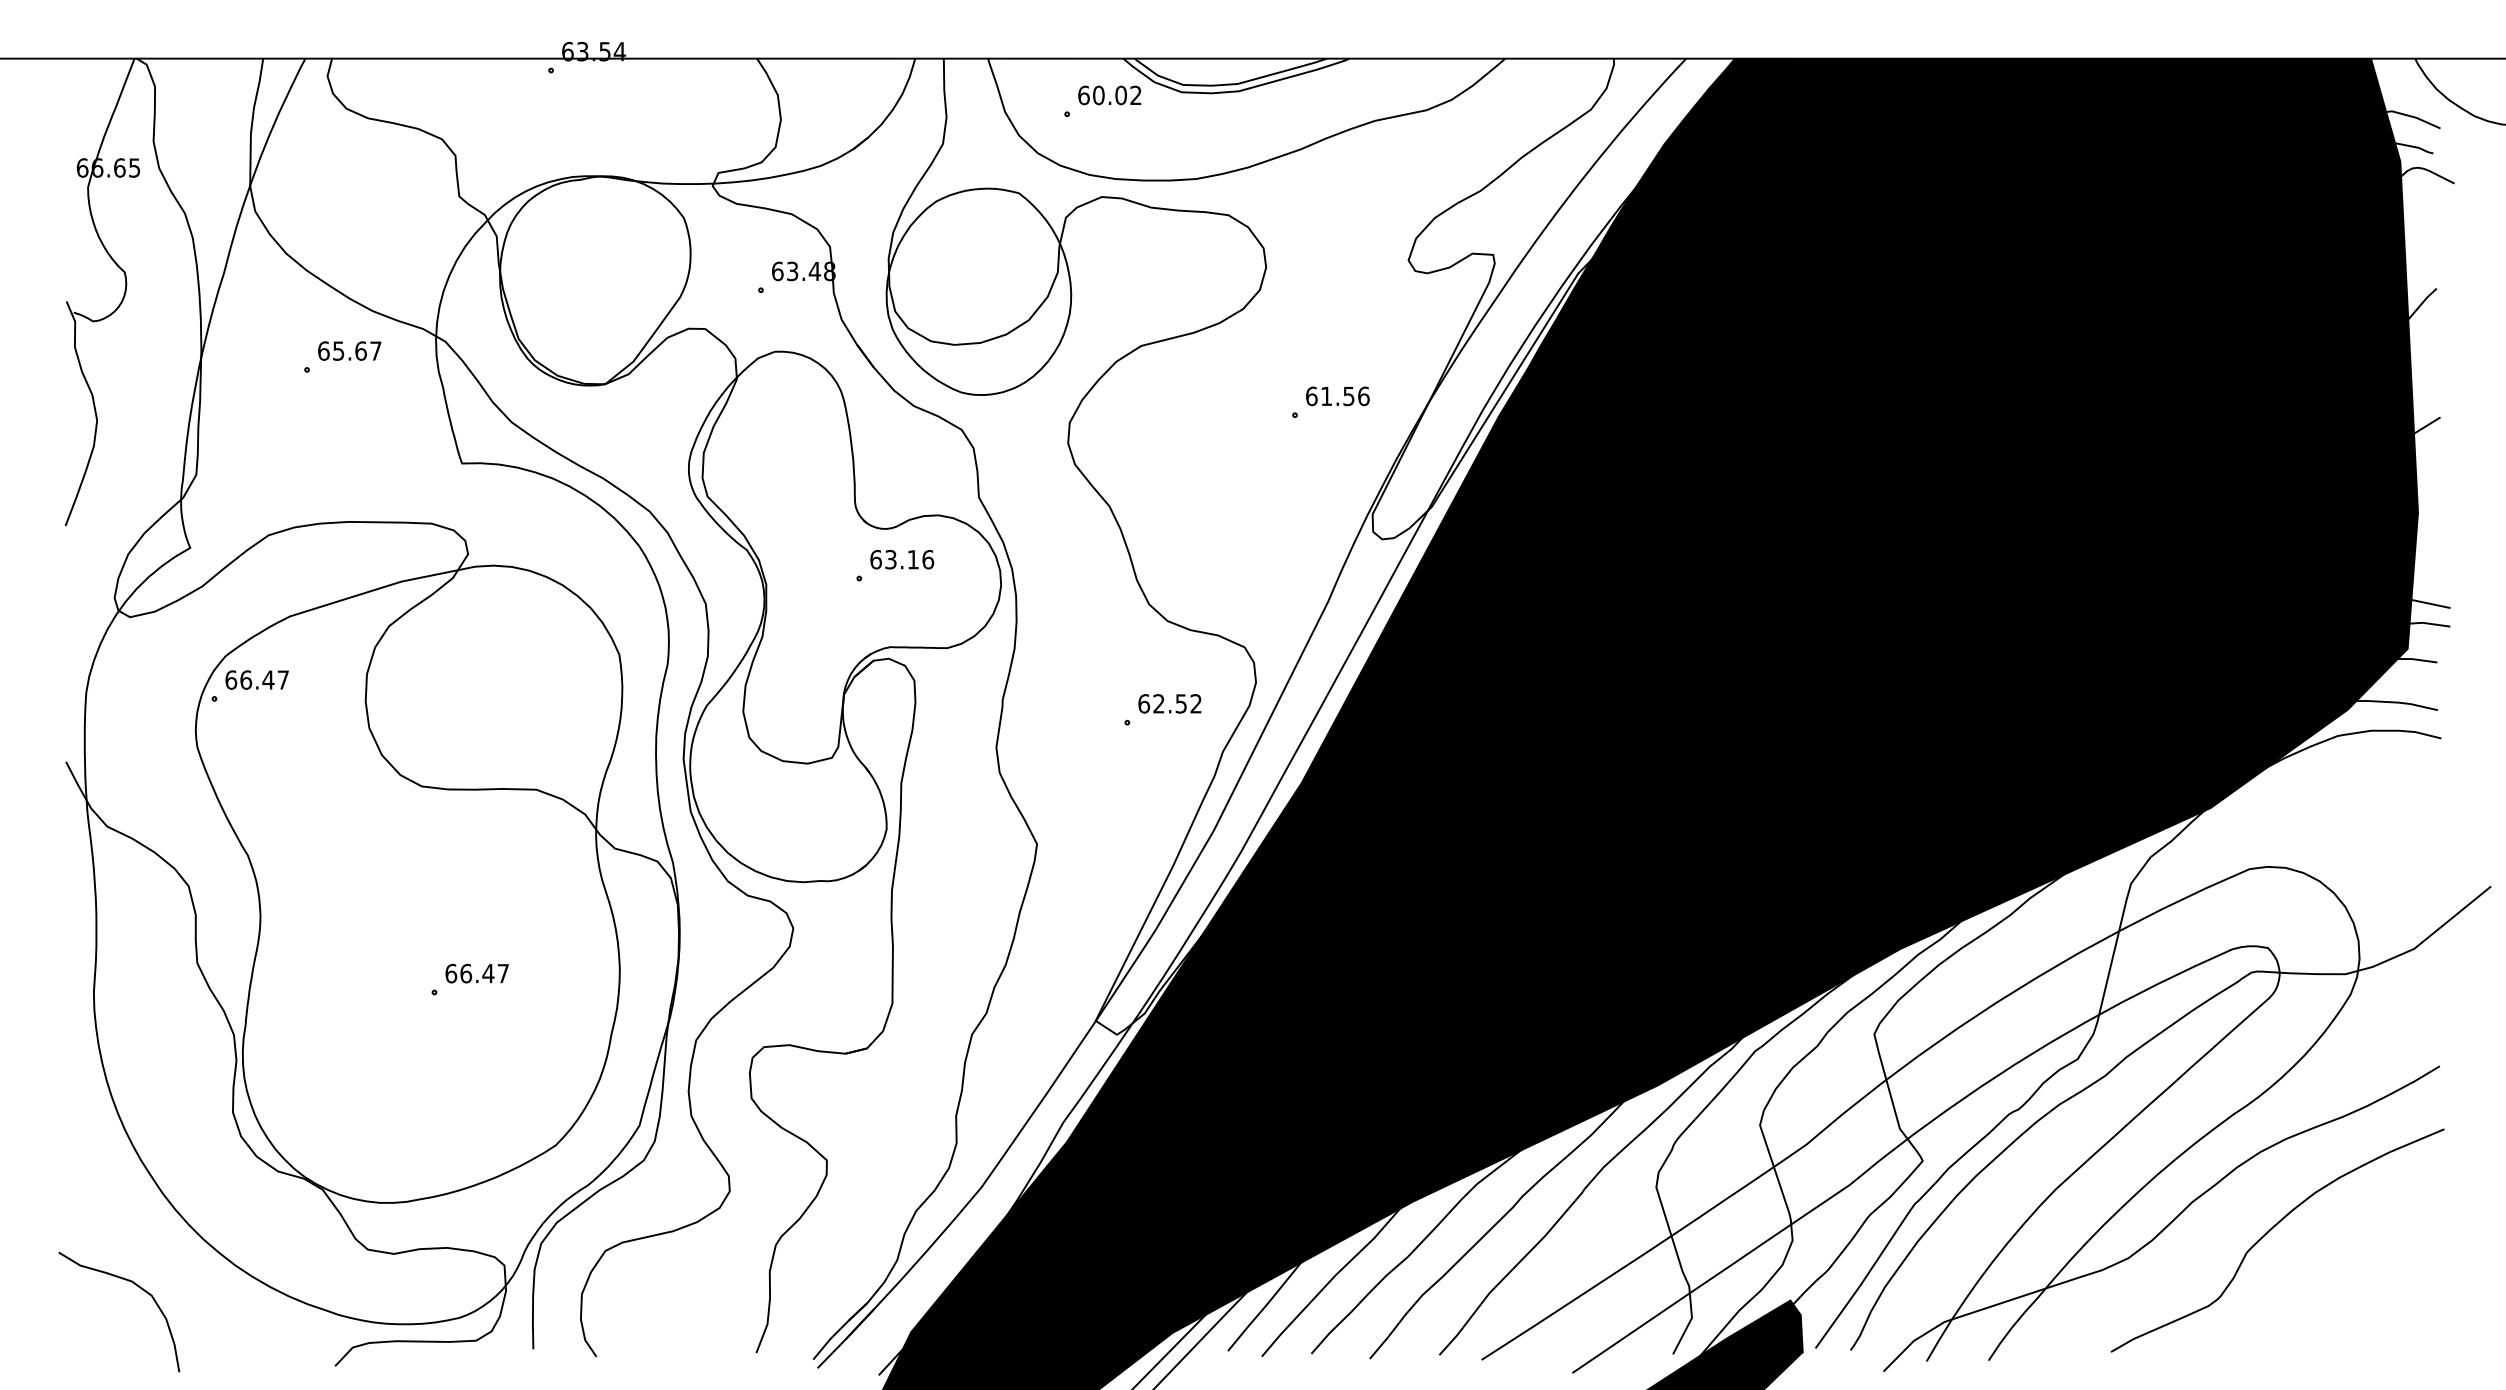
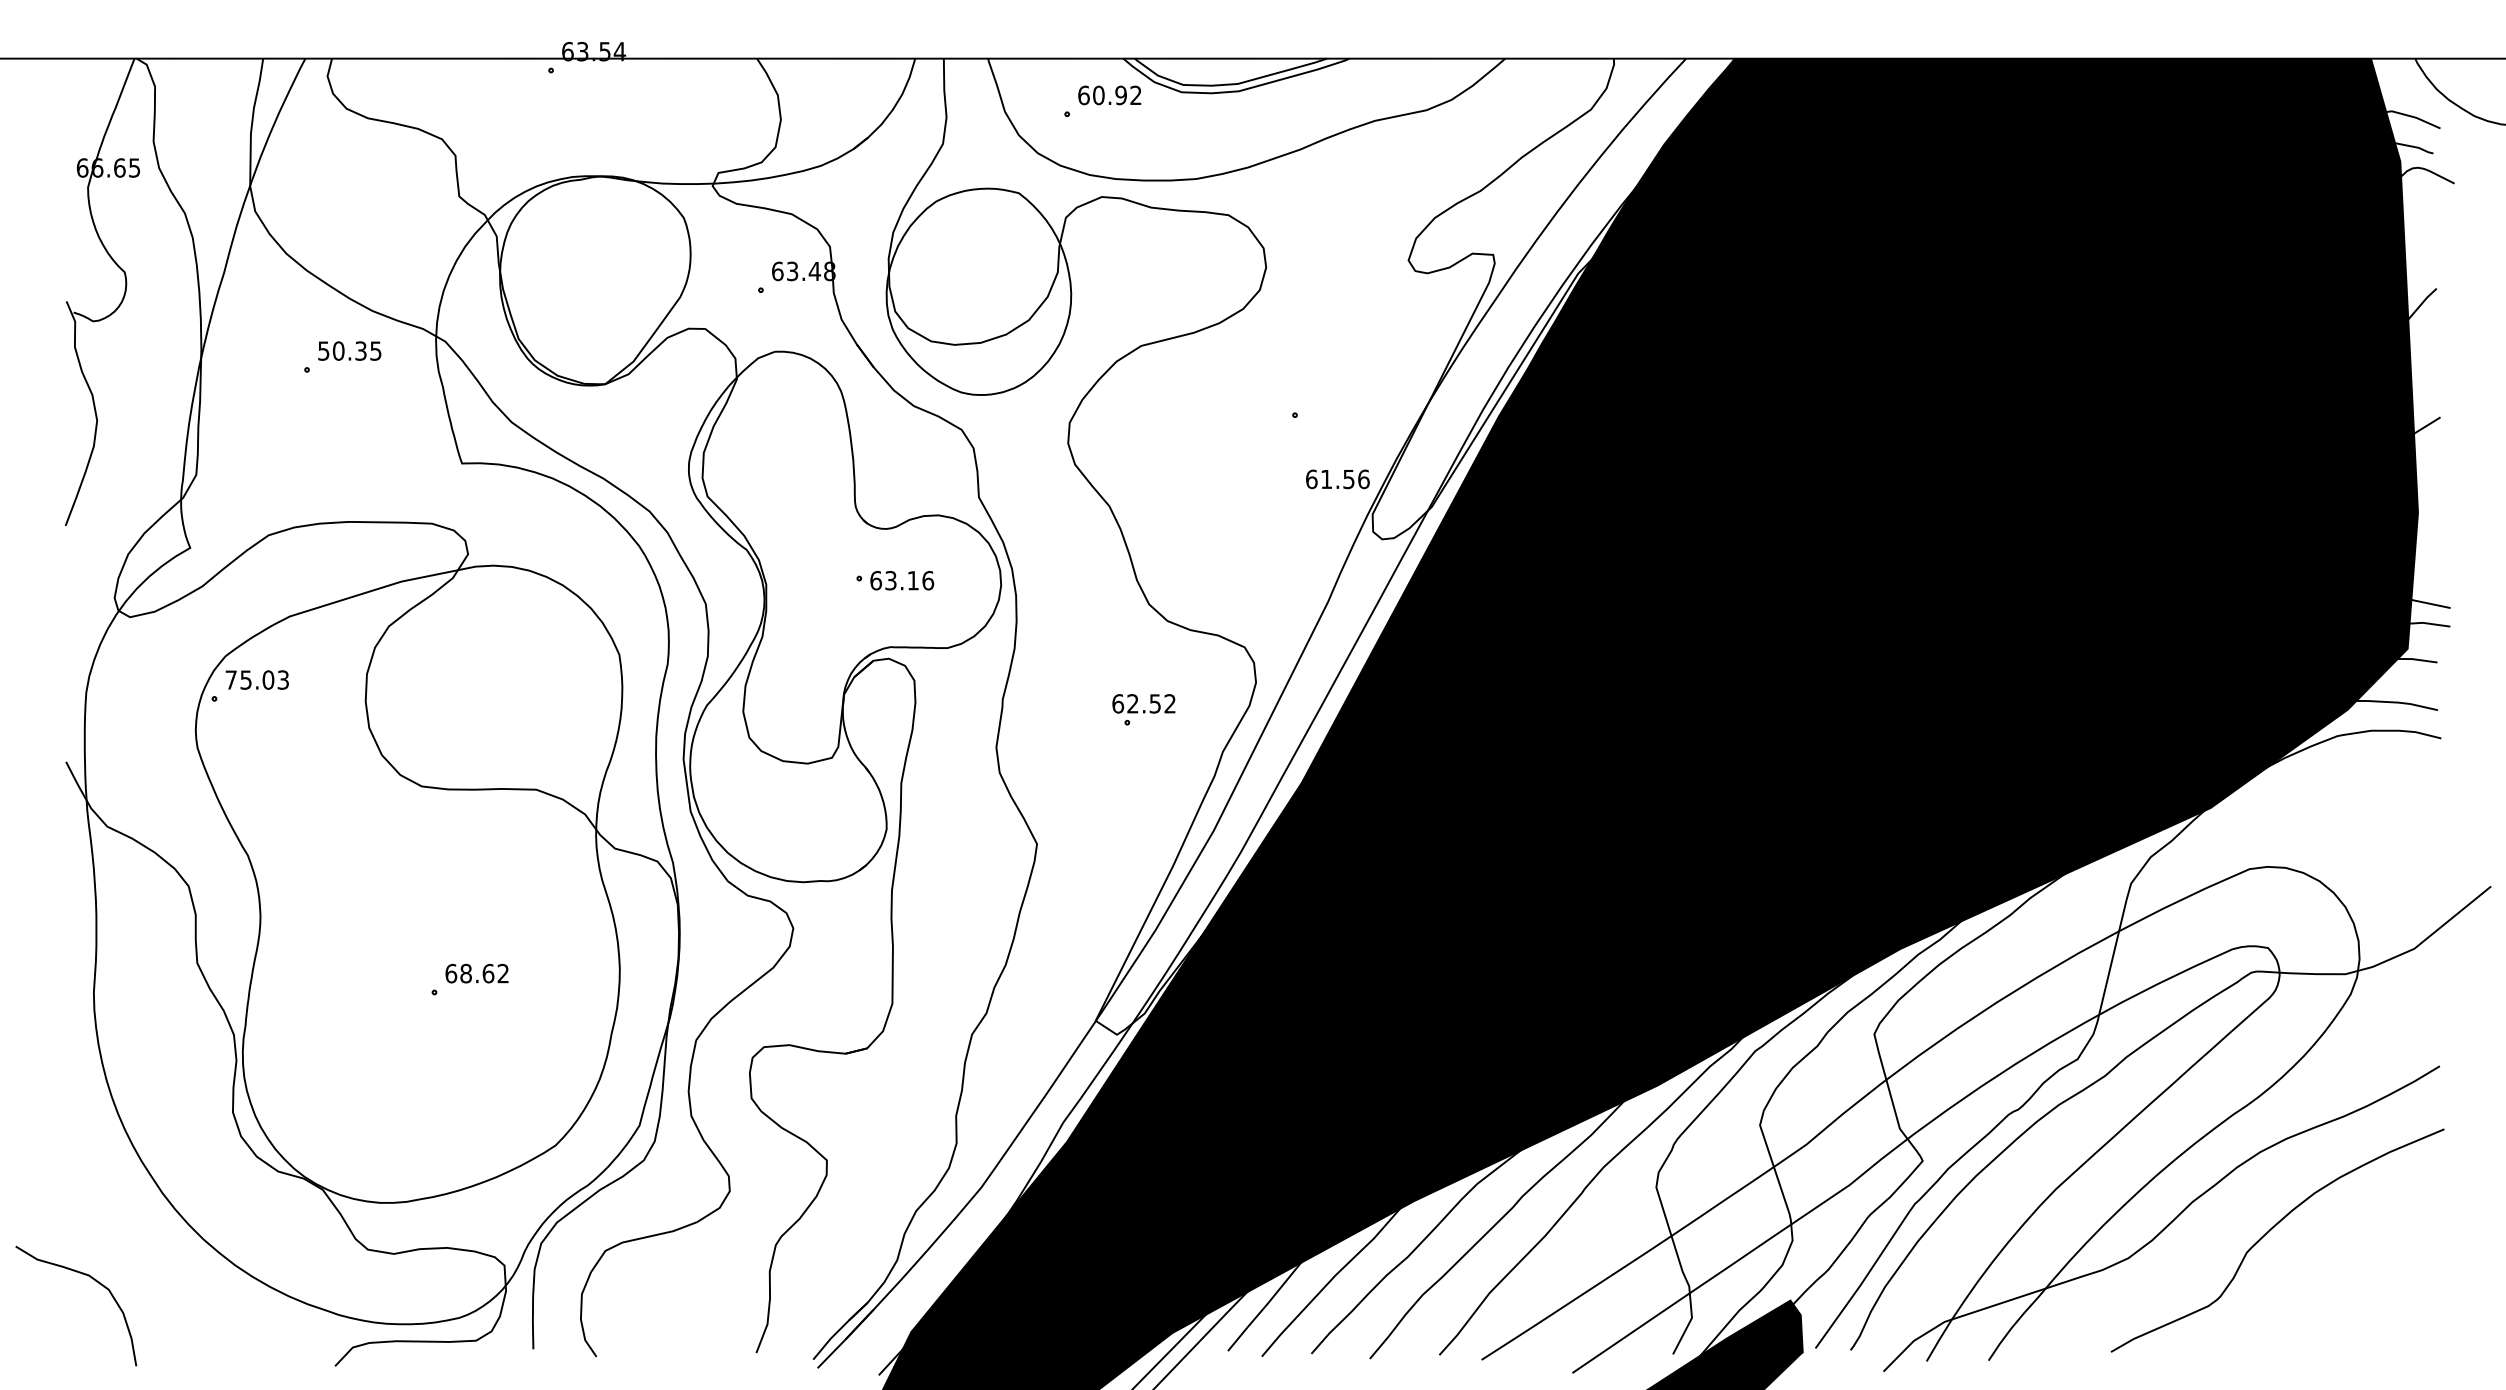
text: 60.02 -> 60.92 (1120, 95)
text: 65.67 -> 50.35 (349, 350)
text position: (1337, 396) -> (1337, 479) (1337, 479)
text position: (902, 559) -> (902, 580) (902, 580)
text: 66.47 -> 75.03 (256, 679)
text position: (1169, 703) -> (1143, 703) (1143, 703)
text: 66.47 -> 68.62 (484, 973)
curve position: (135, 1285) -> (92, 1279) (92, 1279)
